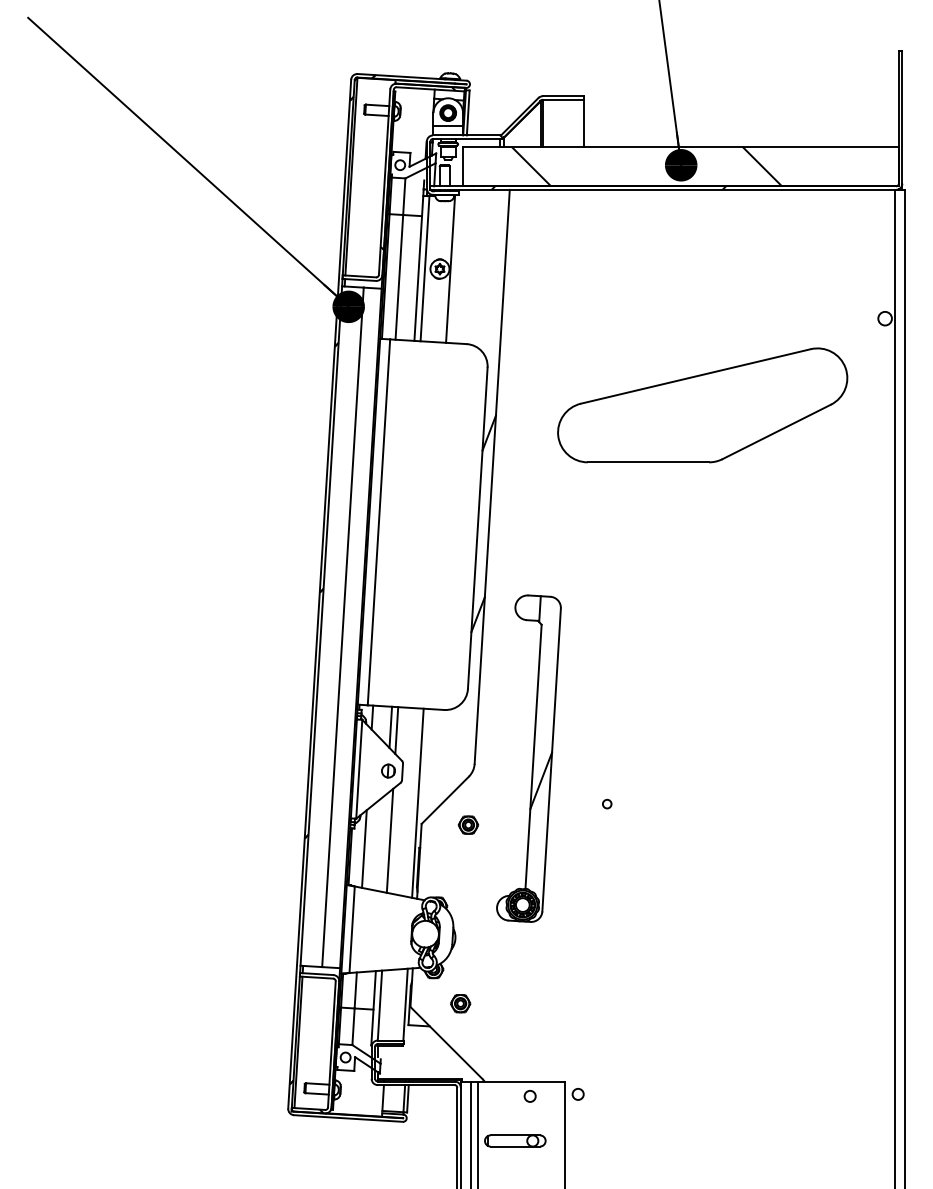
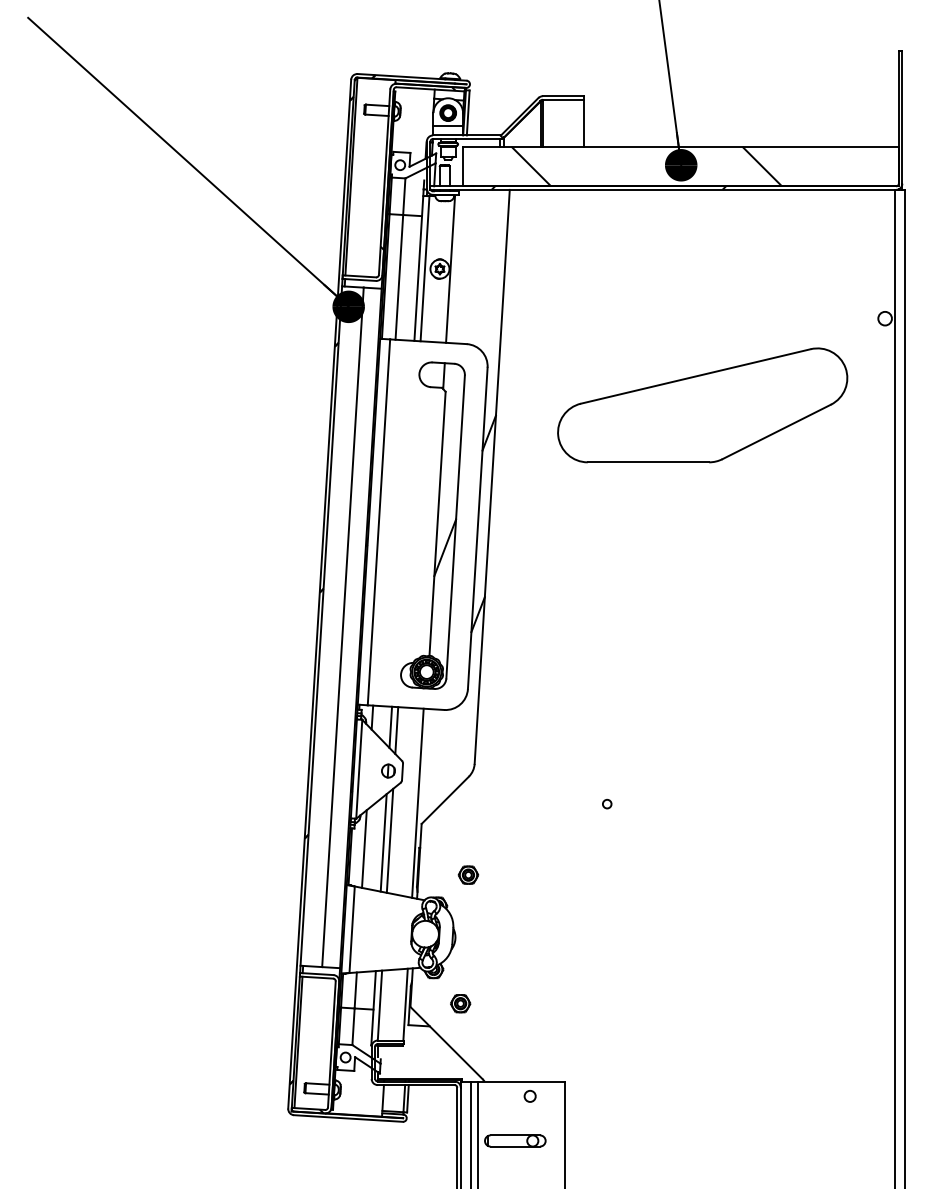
part position: (528, 758) -> (432, 525) (432, 525)
part position: (468, 824) -> (468, 874) (468, 874)
line: none -> present (383, 842)
circle: present -> none (577, 1094)
